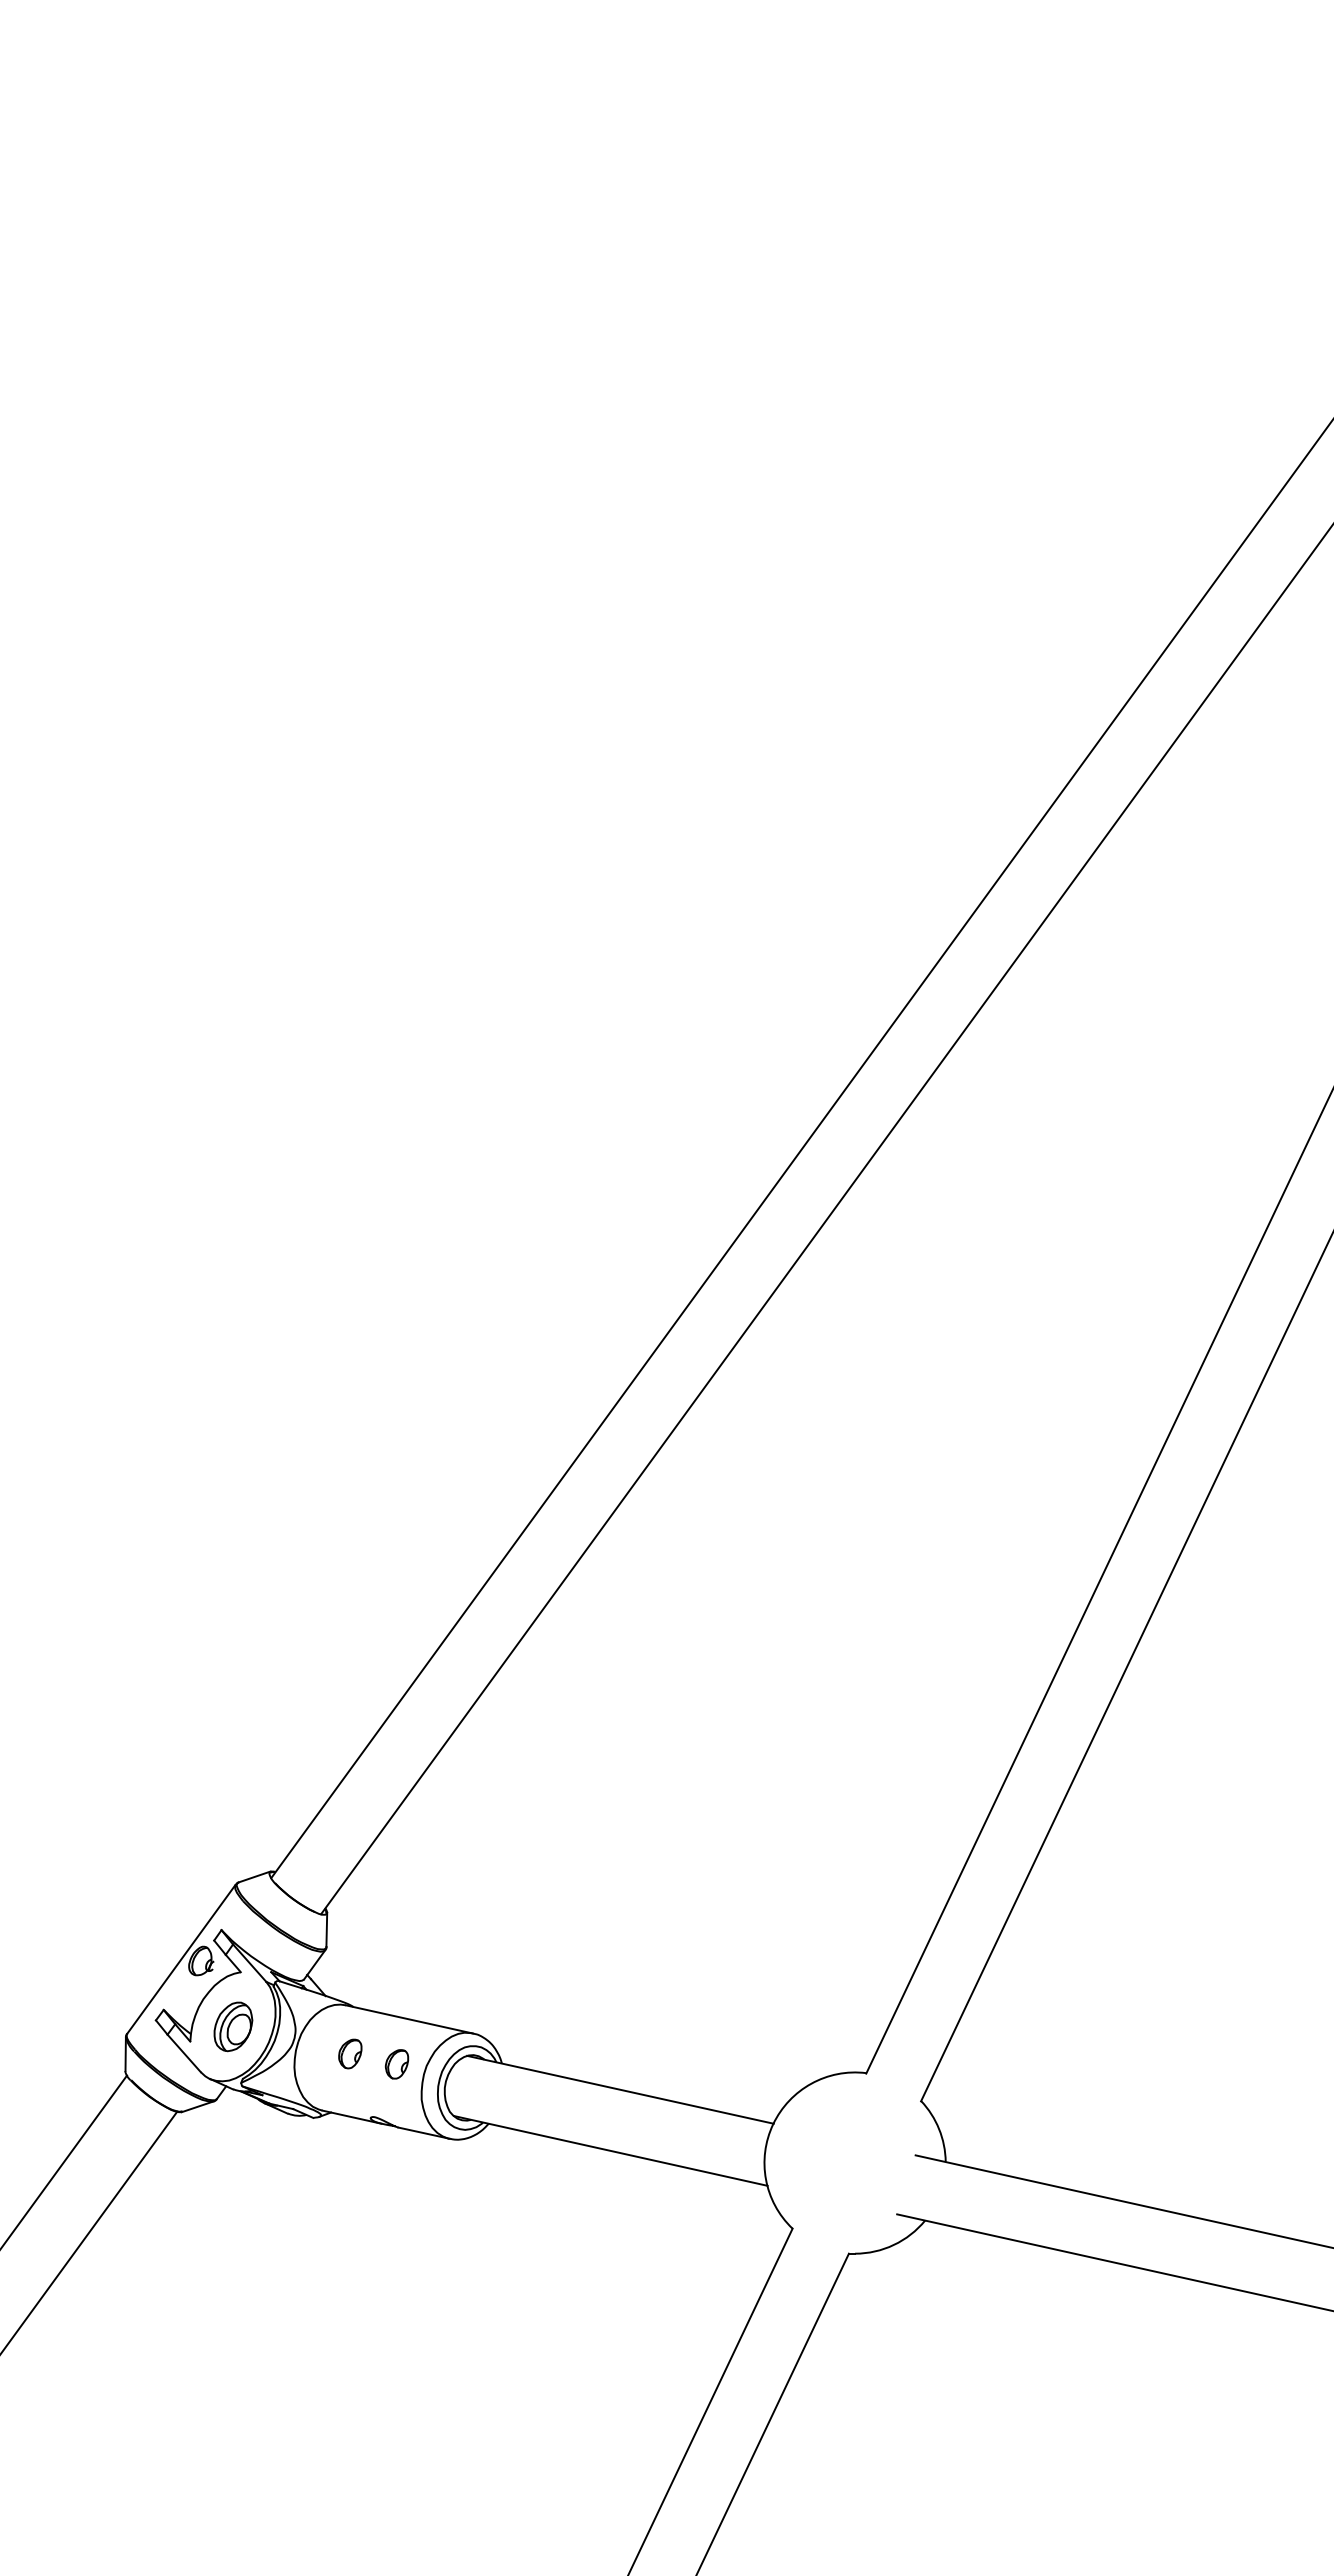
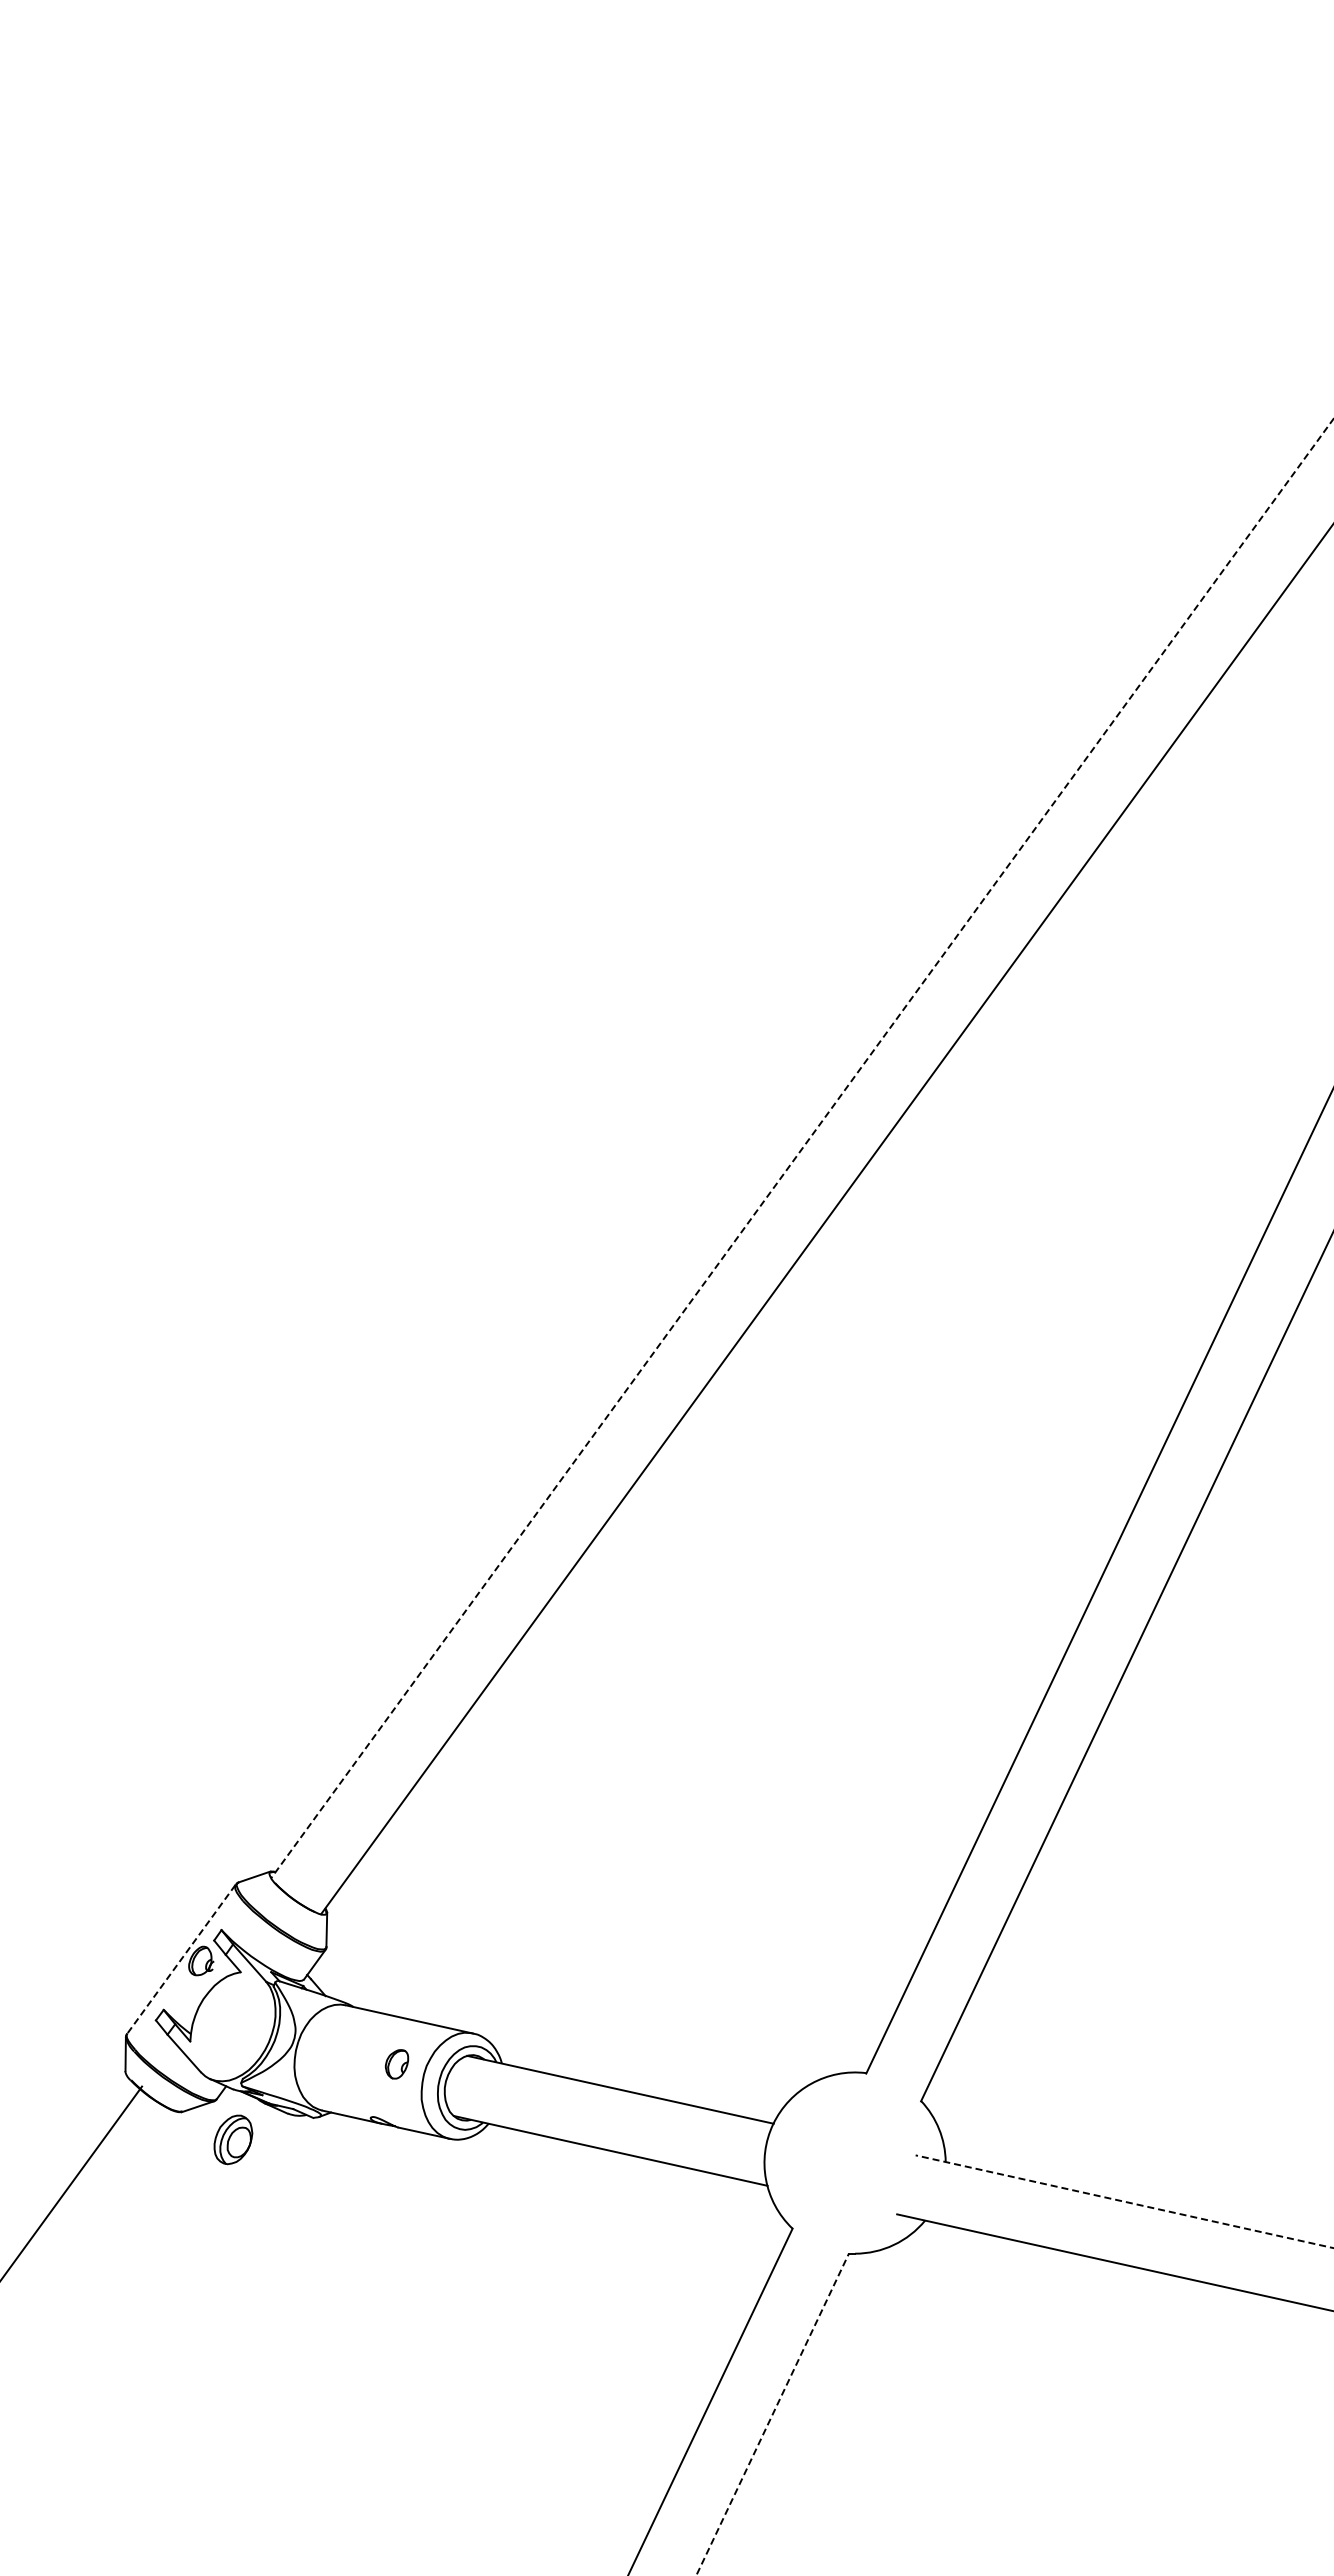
line: solid -> dashed (802, 1148)
line: solid -> dashed (181, 1959)
part position: (233, 2026) -> (233, 2139) (233, 2139)
part: present -> none (350, 2053)
line position: (64, 2160) -> (72, 2182) (72, 2182)
line: solid -> dashed (1124, 2201)
line: present -> none (89, 2231)
line: solid -> dashed (772, 2414)
